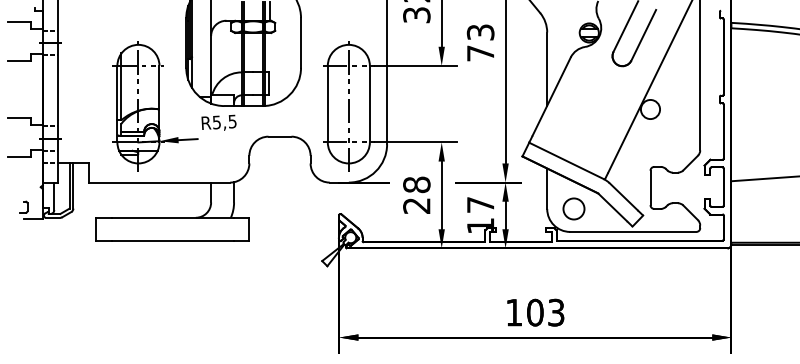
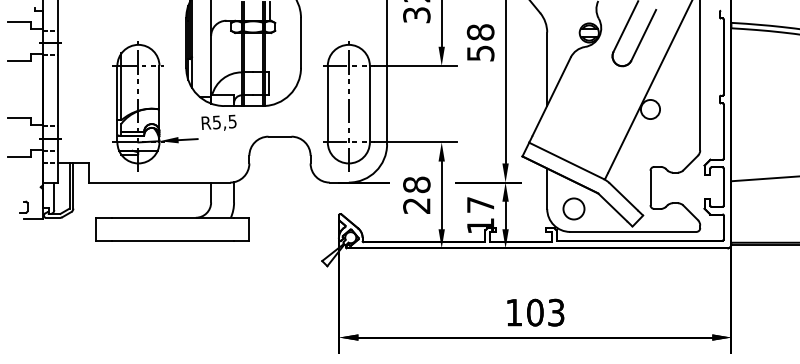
text: 73 -> 58 (480, 42)
